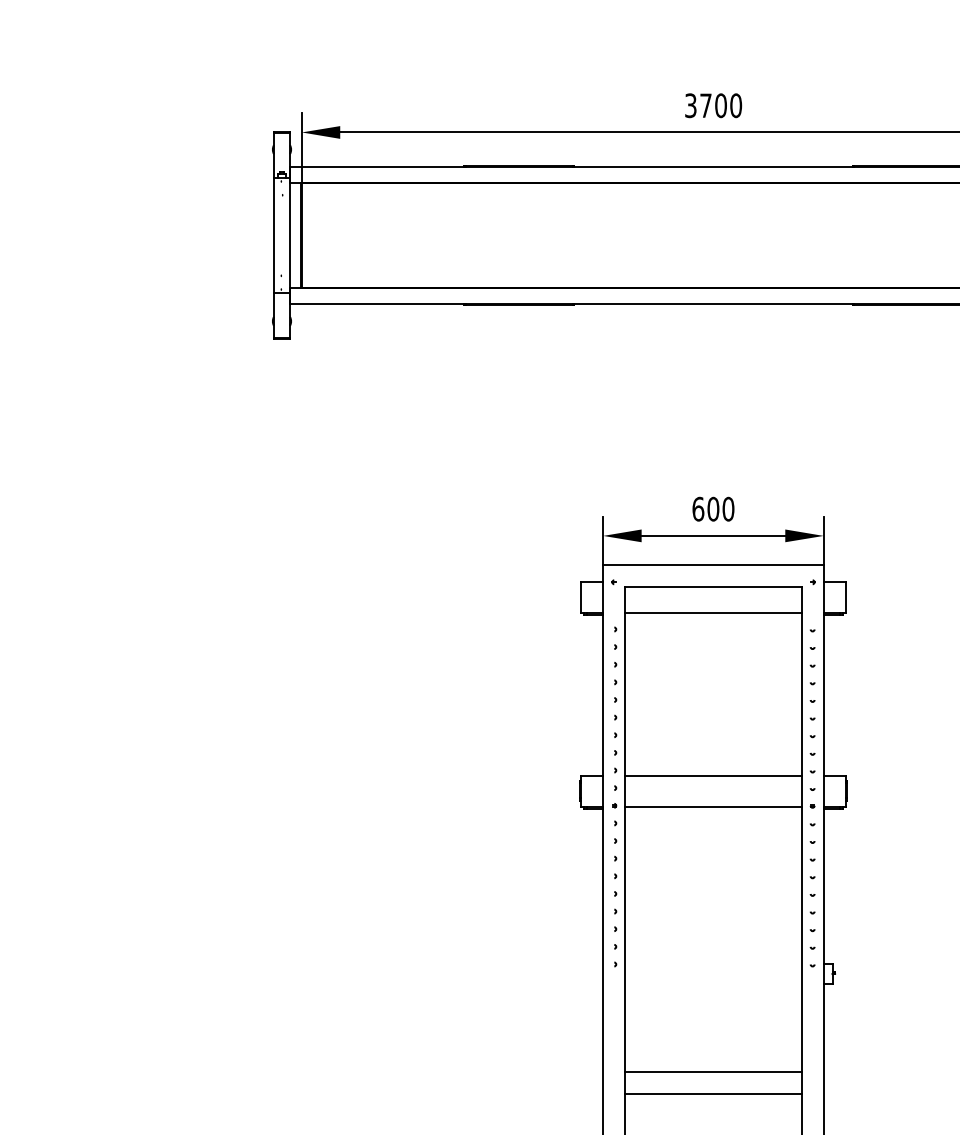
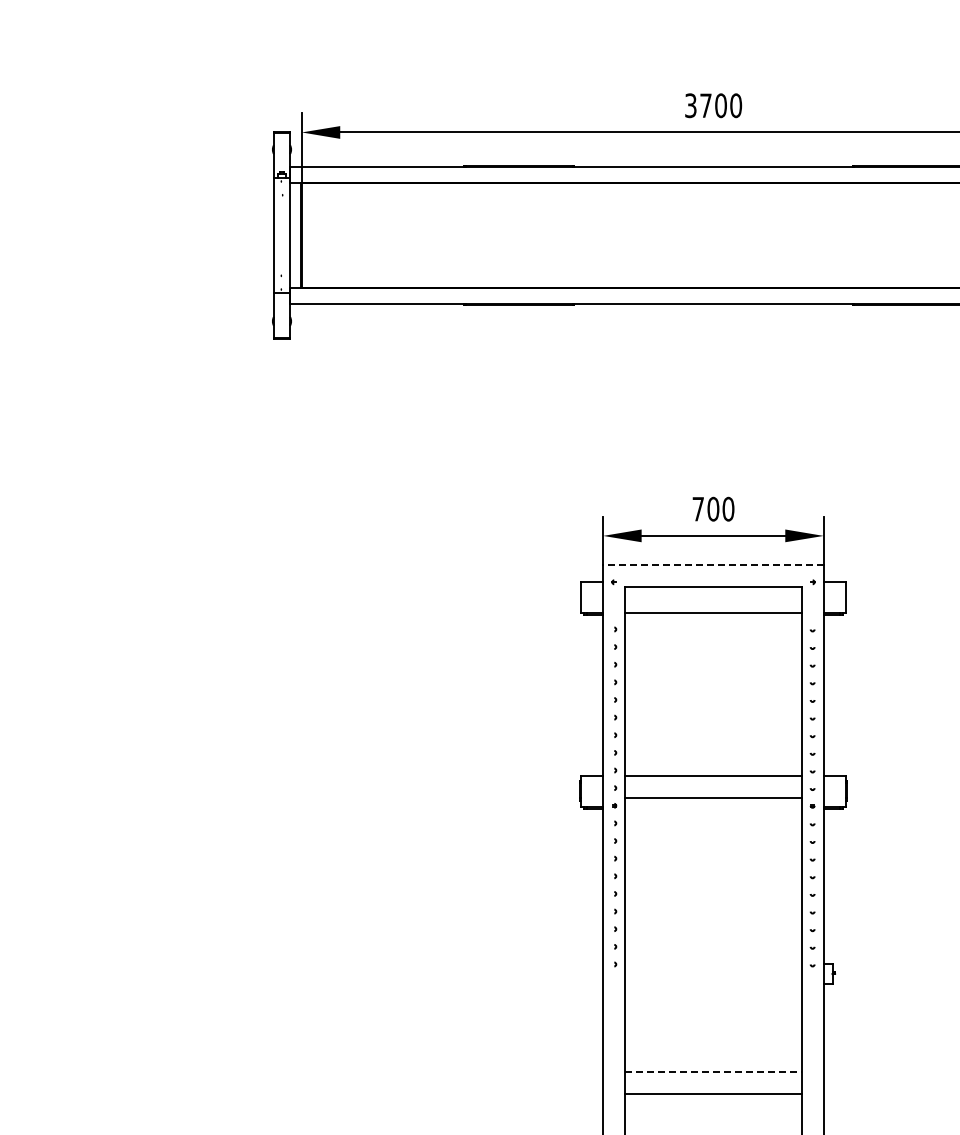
text: 600 -> 700 (698, 508)
line: solid -> dashed (712, 564)
line position: (713, 806) -> (713, 797) (713, 797)
line: solid -> dashed (713, 1072)
